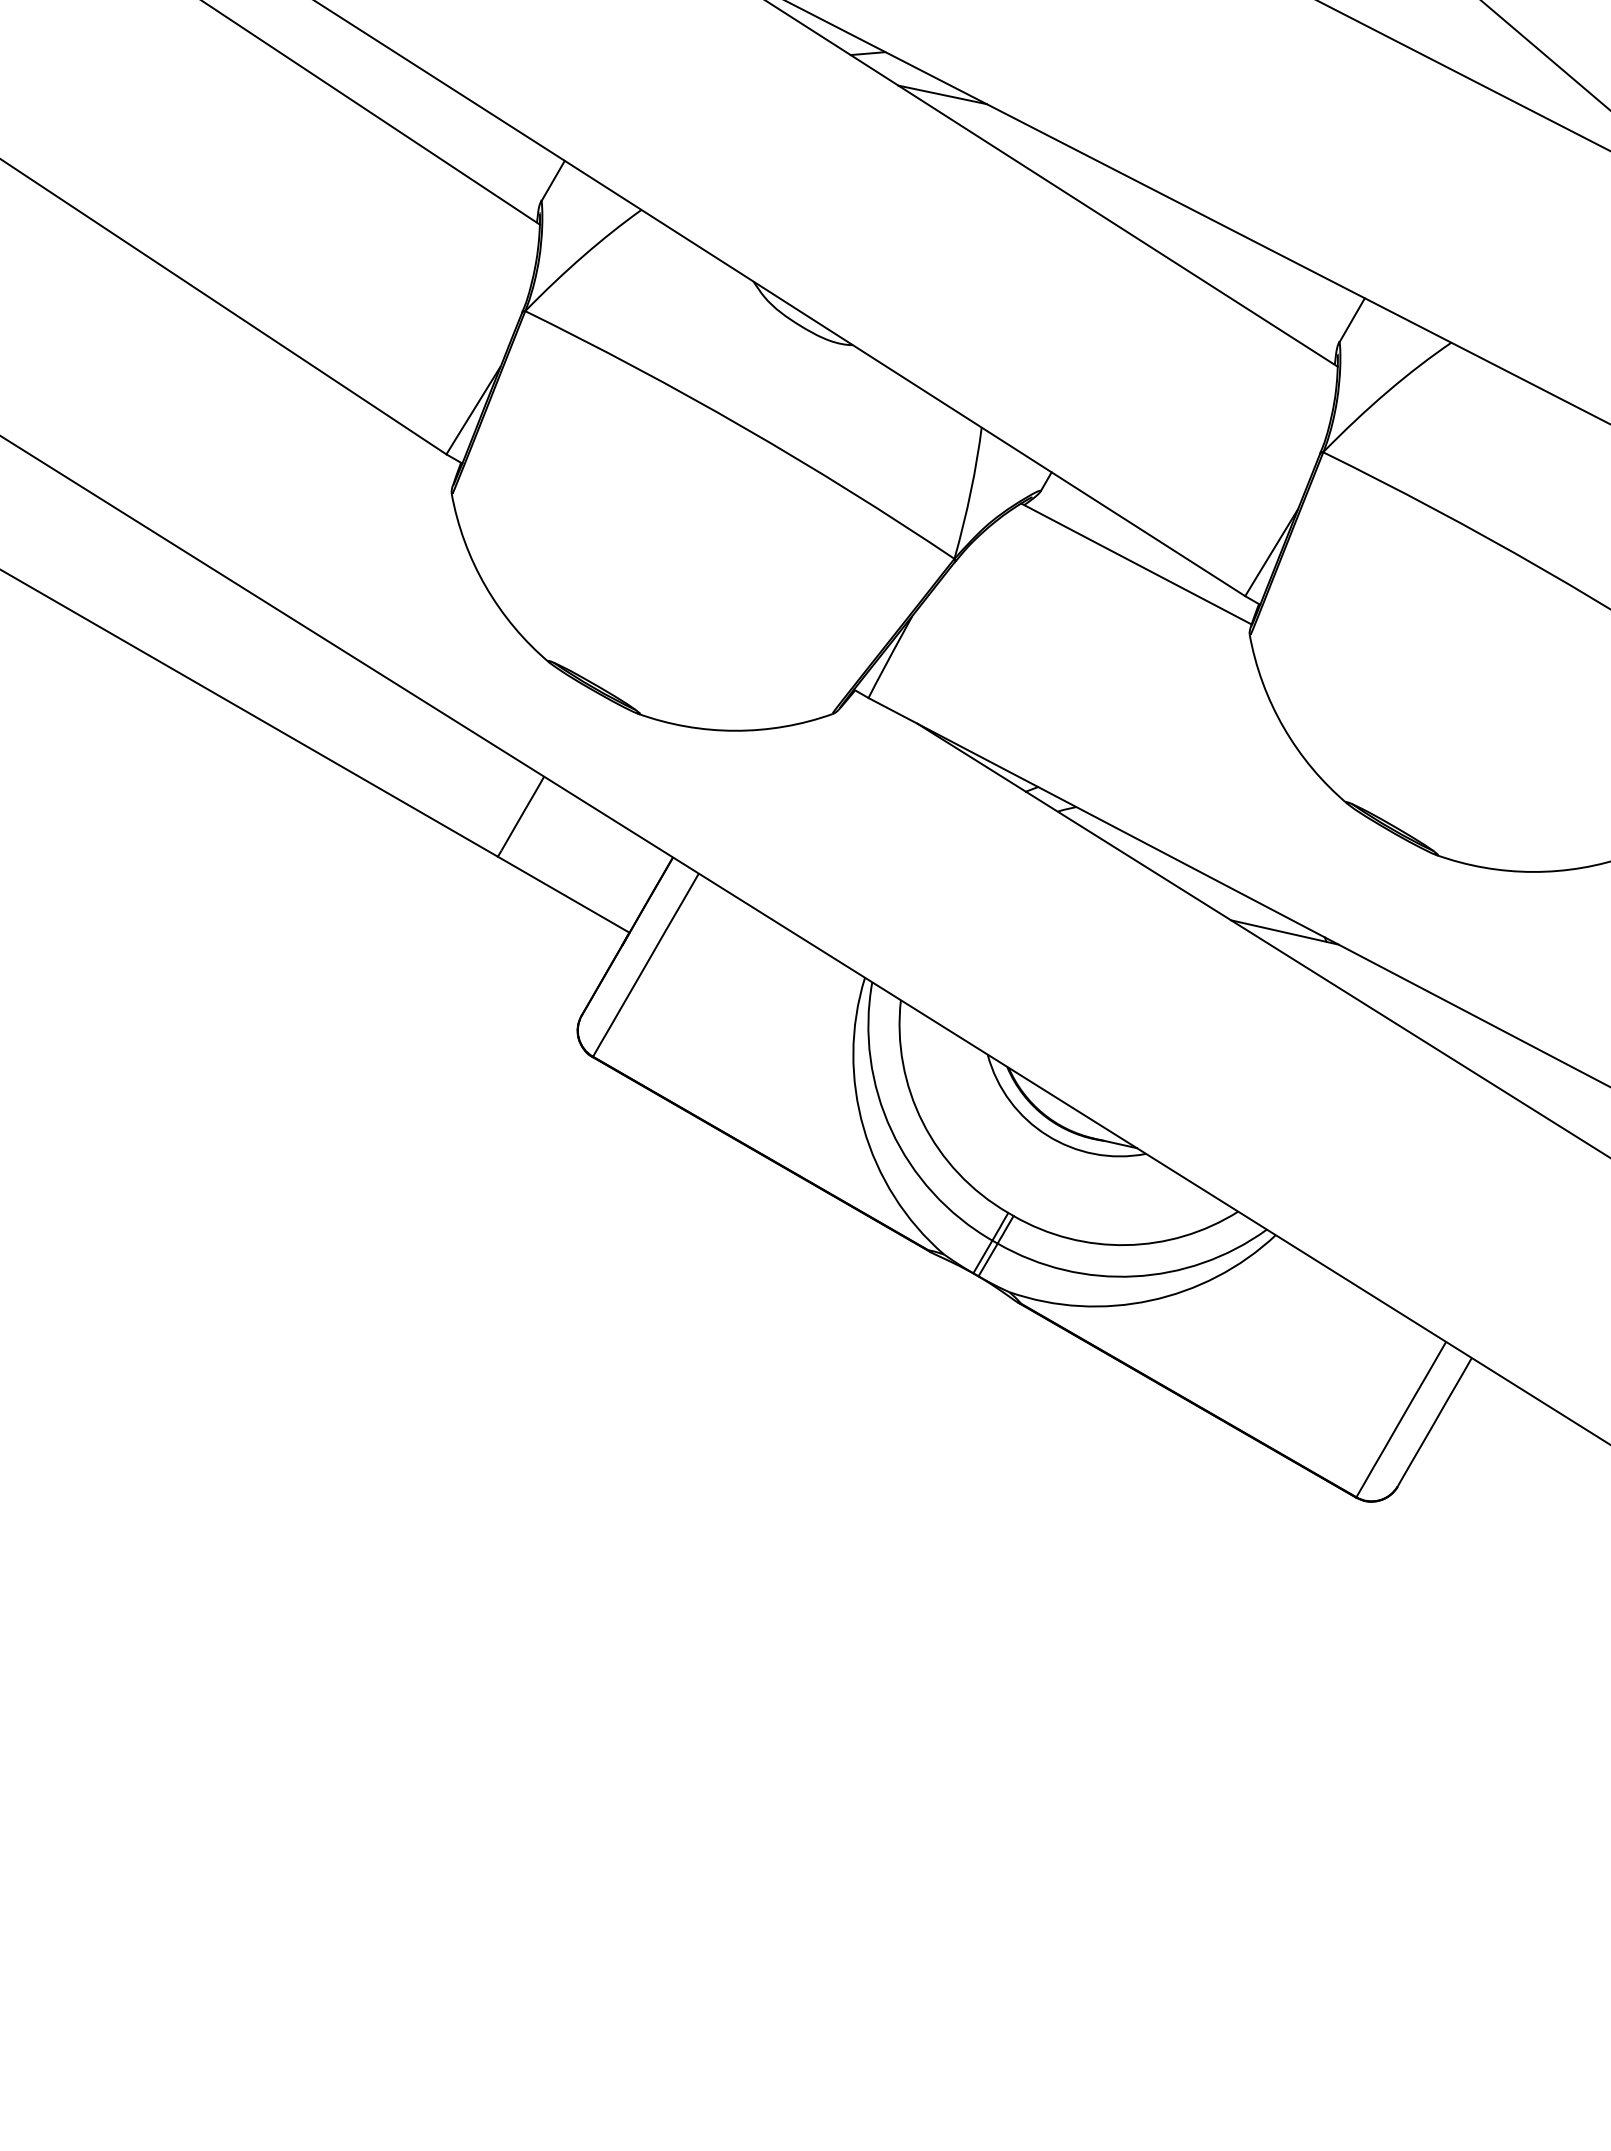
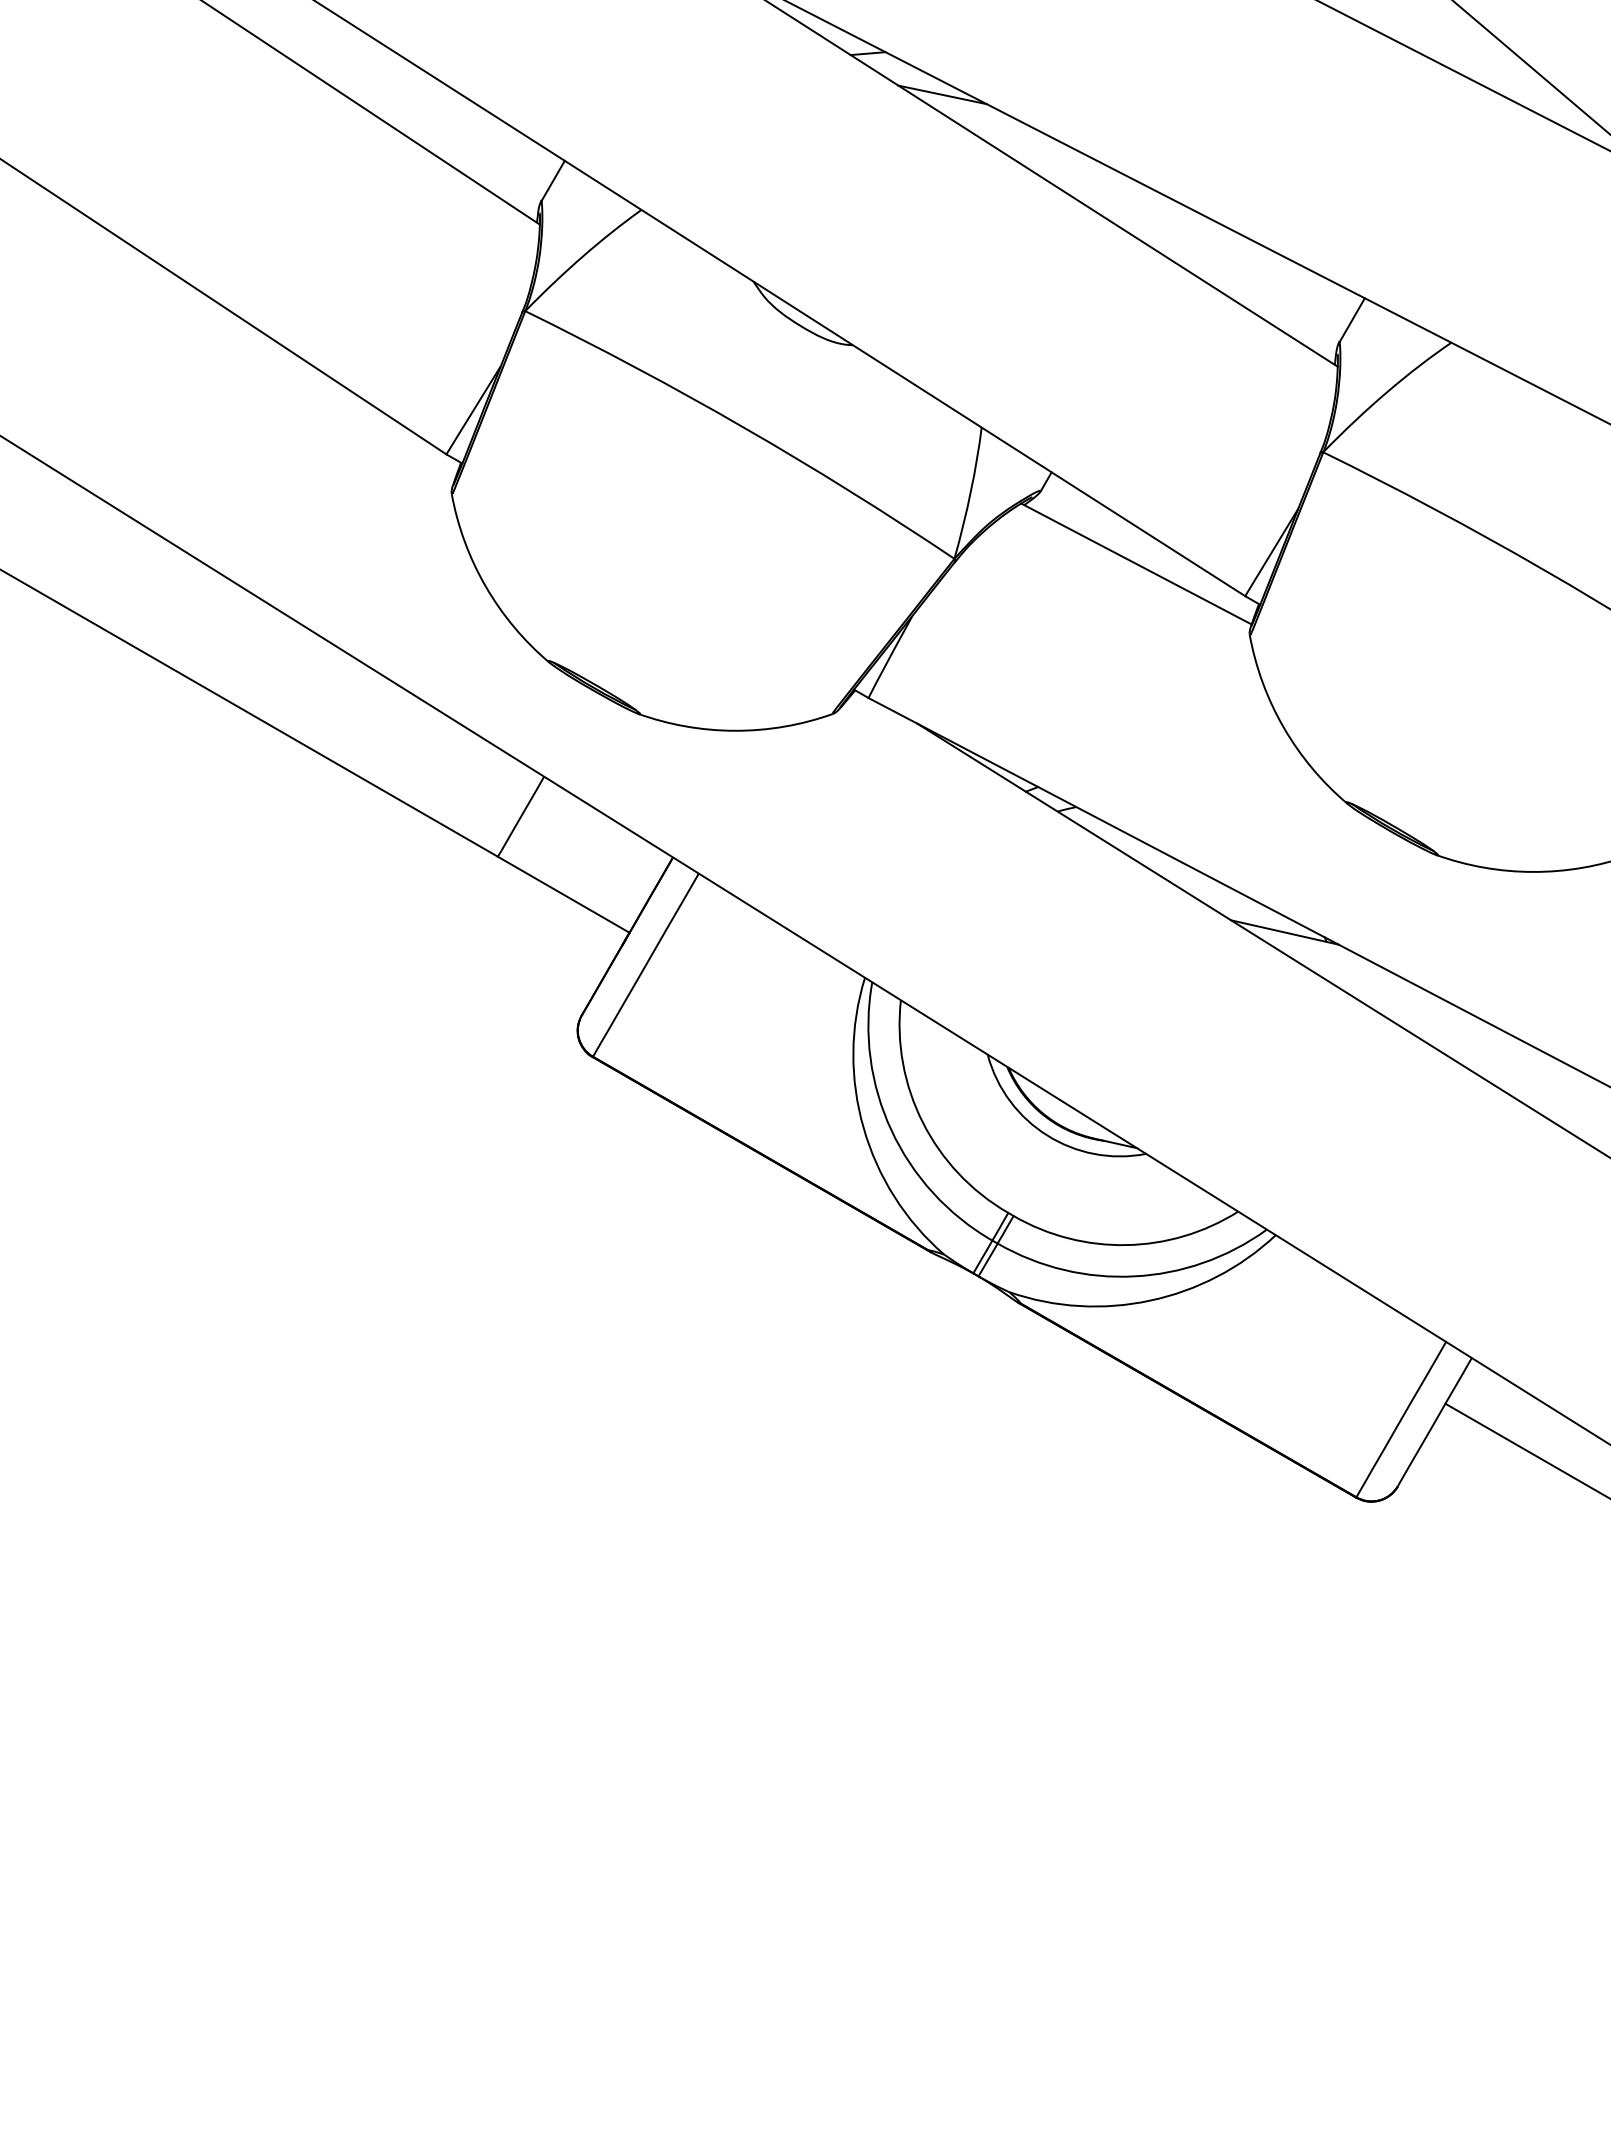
line position: (1545, 55) -> (1530, 67) (1530, 67)
line: none -> present (1526, 1450)
